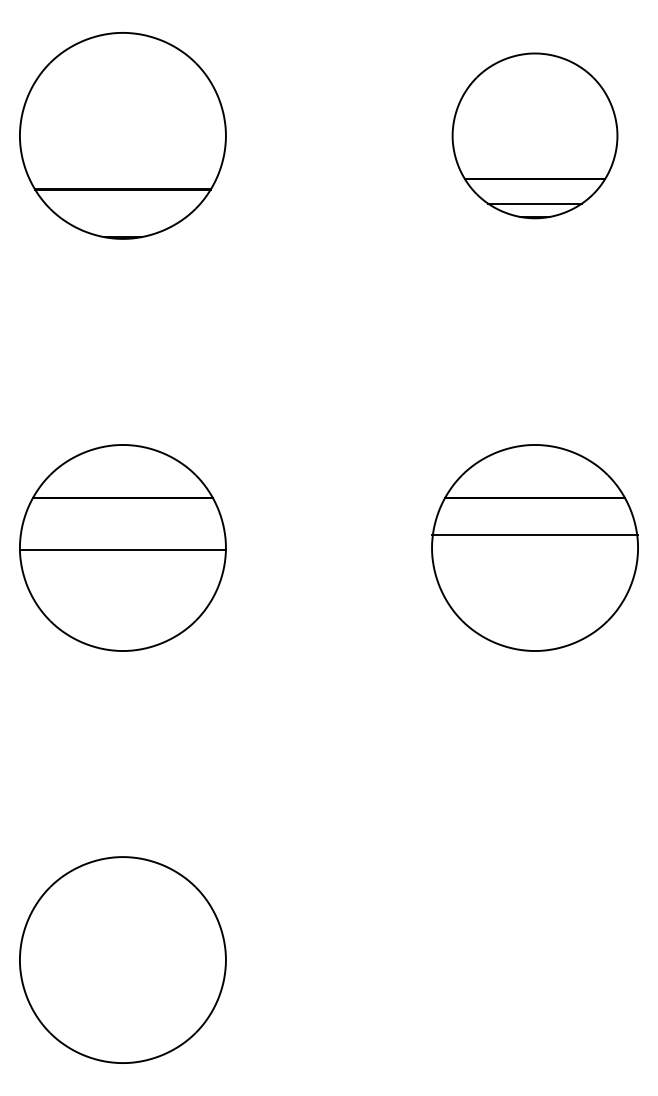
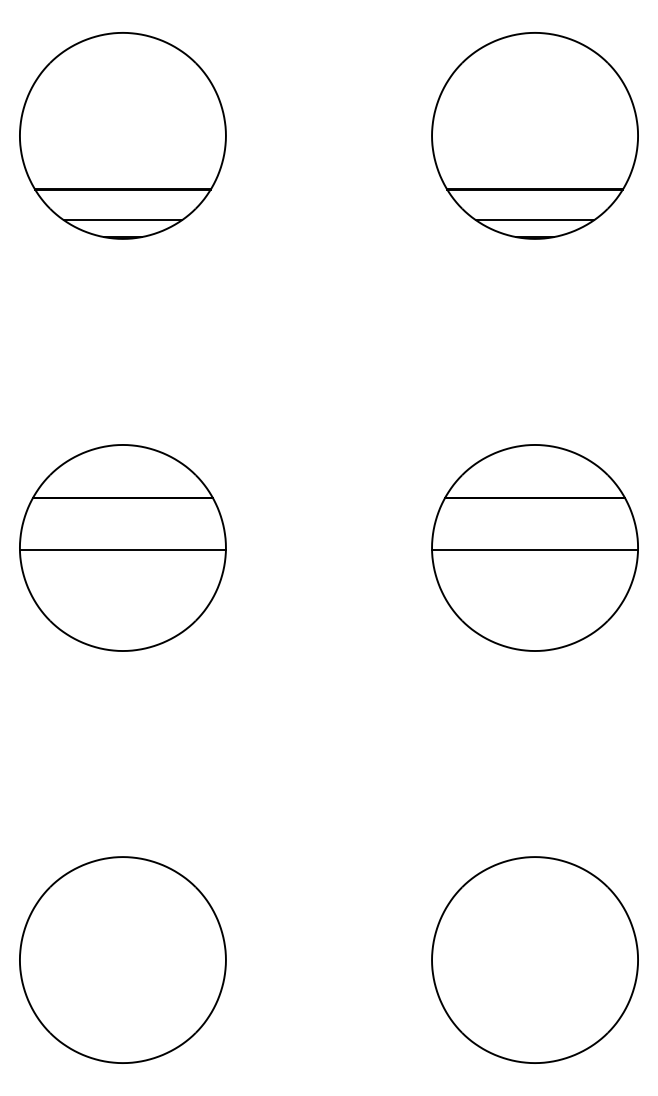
part size: 168x168 px -> 208x208 px (534, 135)
line: none -> present (122, 220)
line position: (535, 534) -> (535, 549) (535, 549)
part: none -> present (534, 959)
